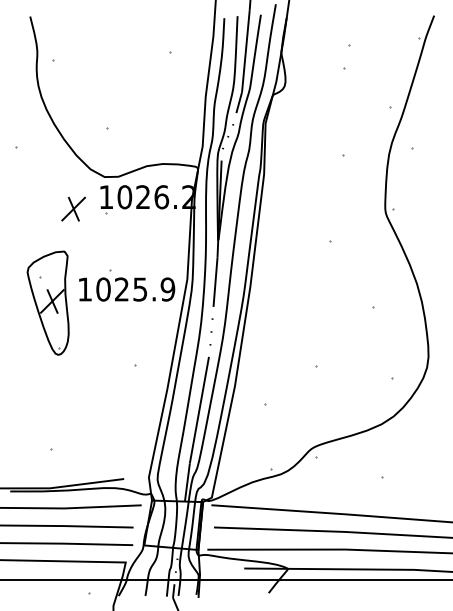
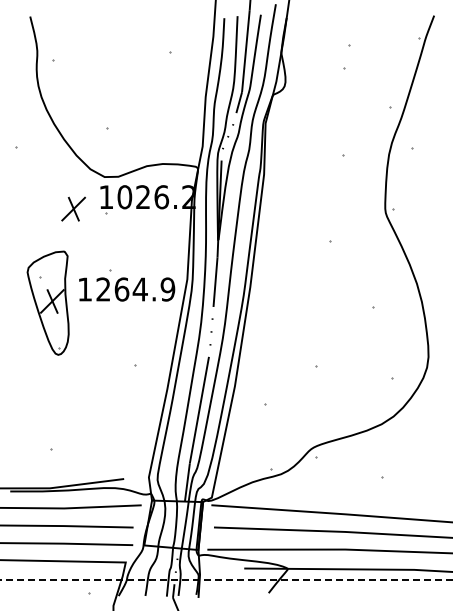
text: 1025.9 -> 1264.9 (121, 289)
line: solid -> dashed (227, 579)
